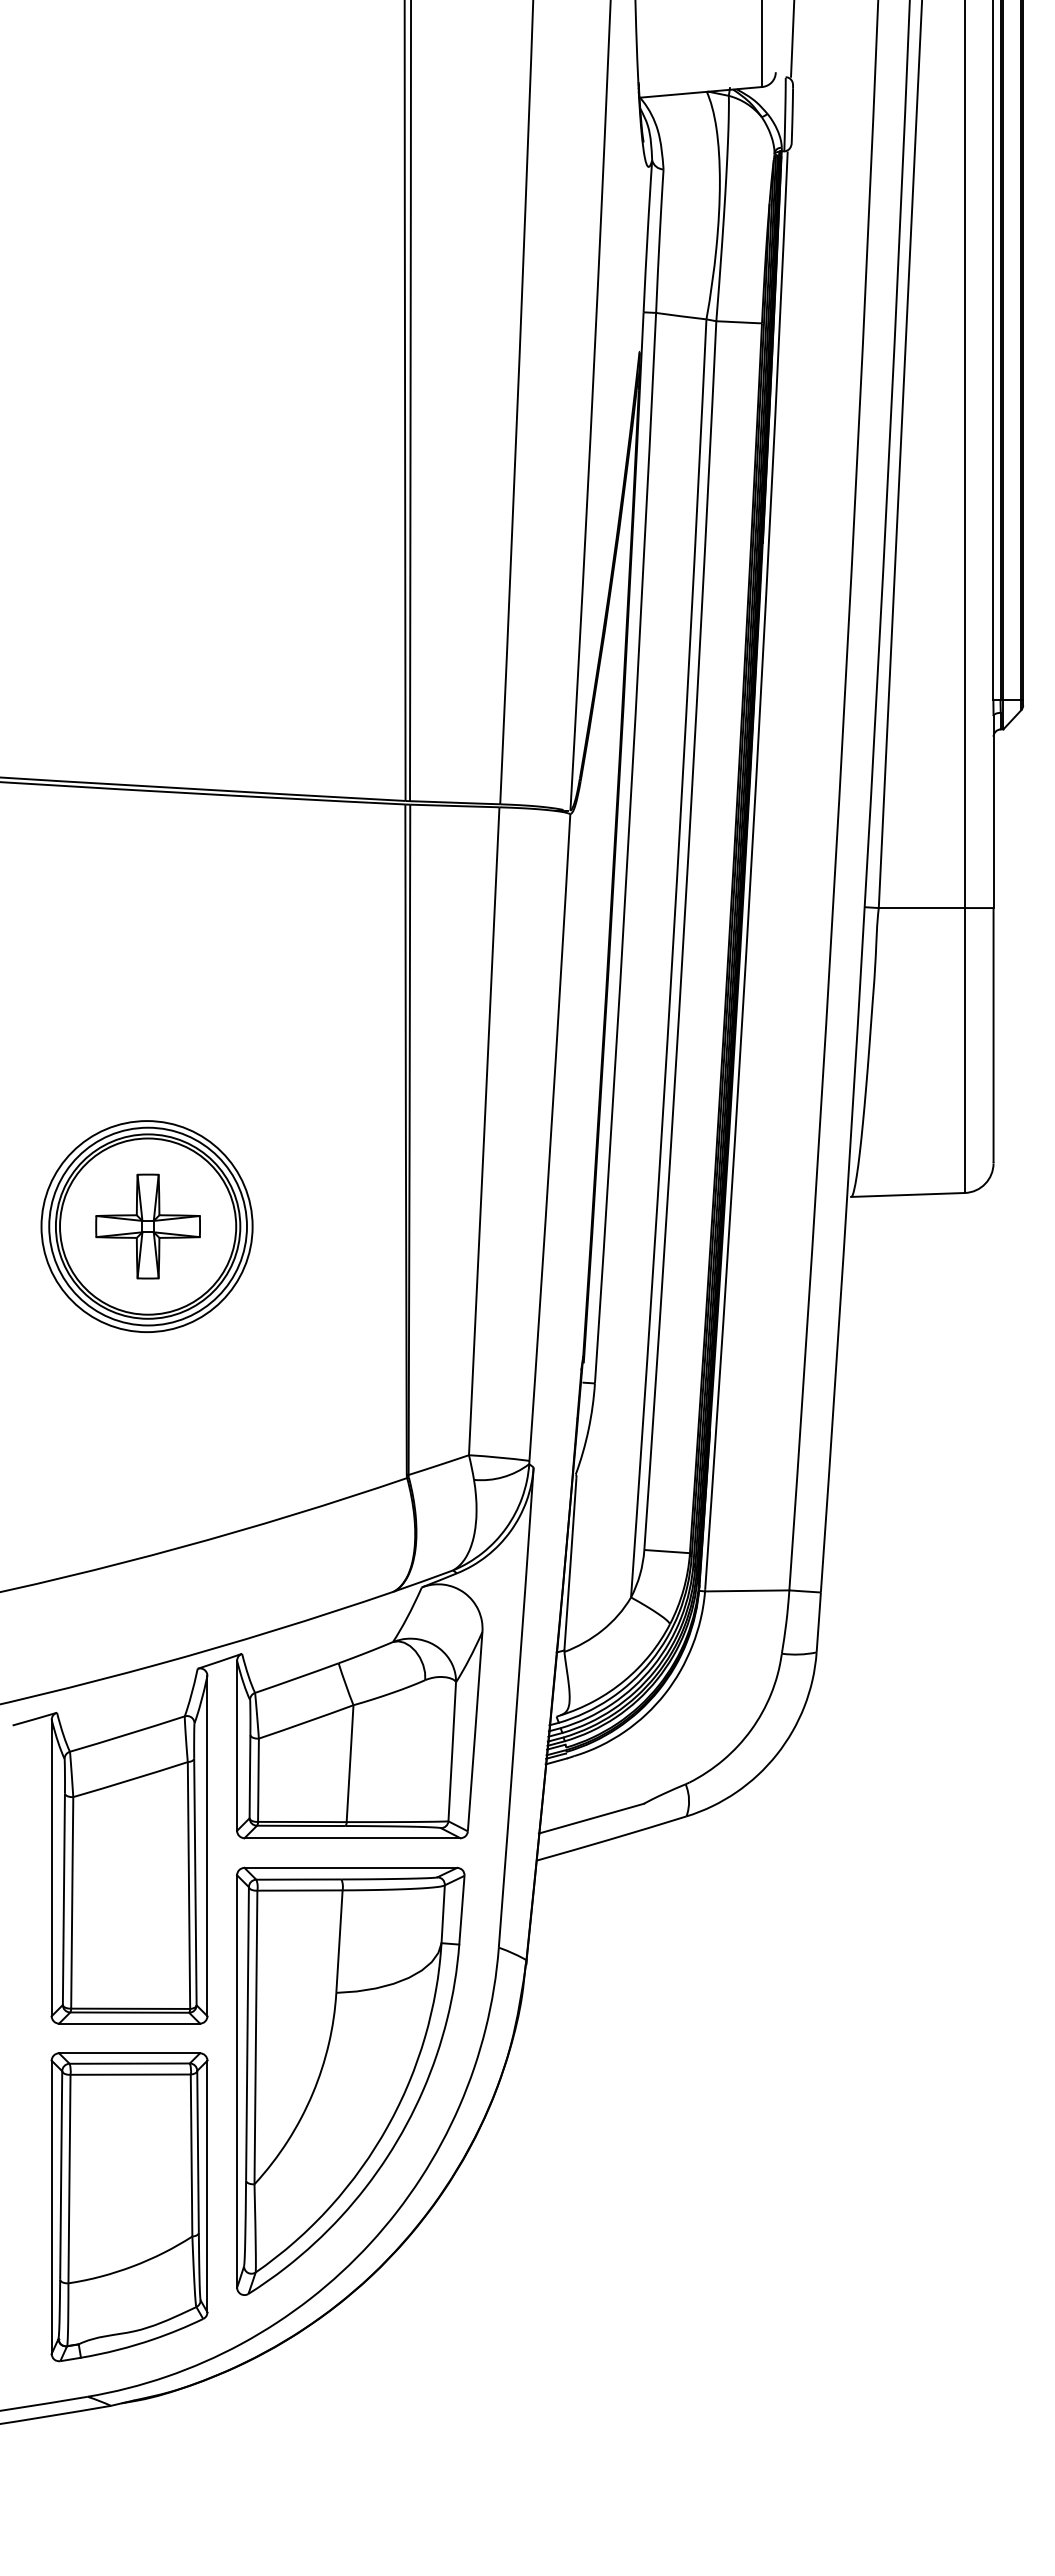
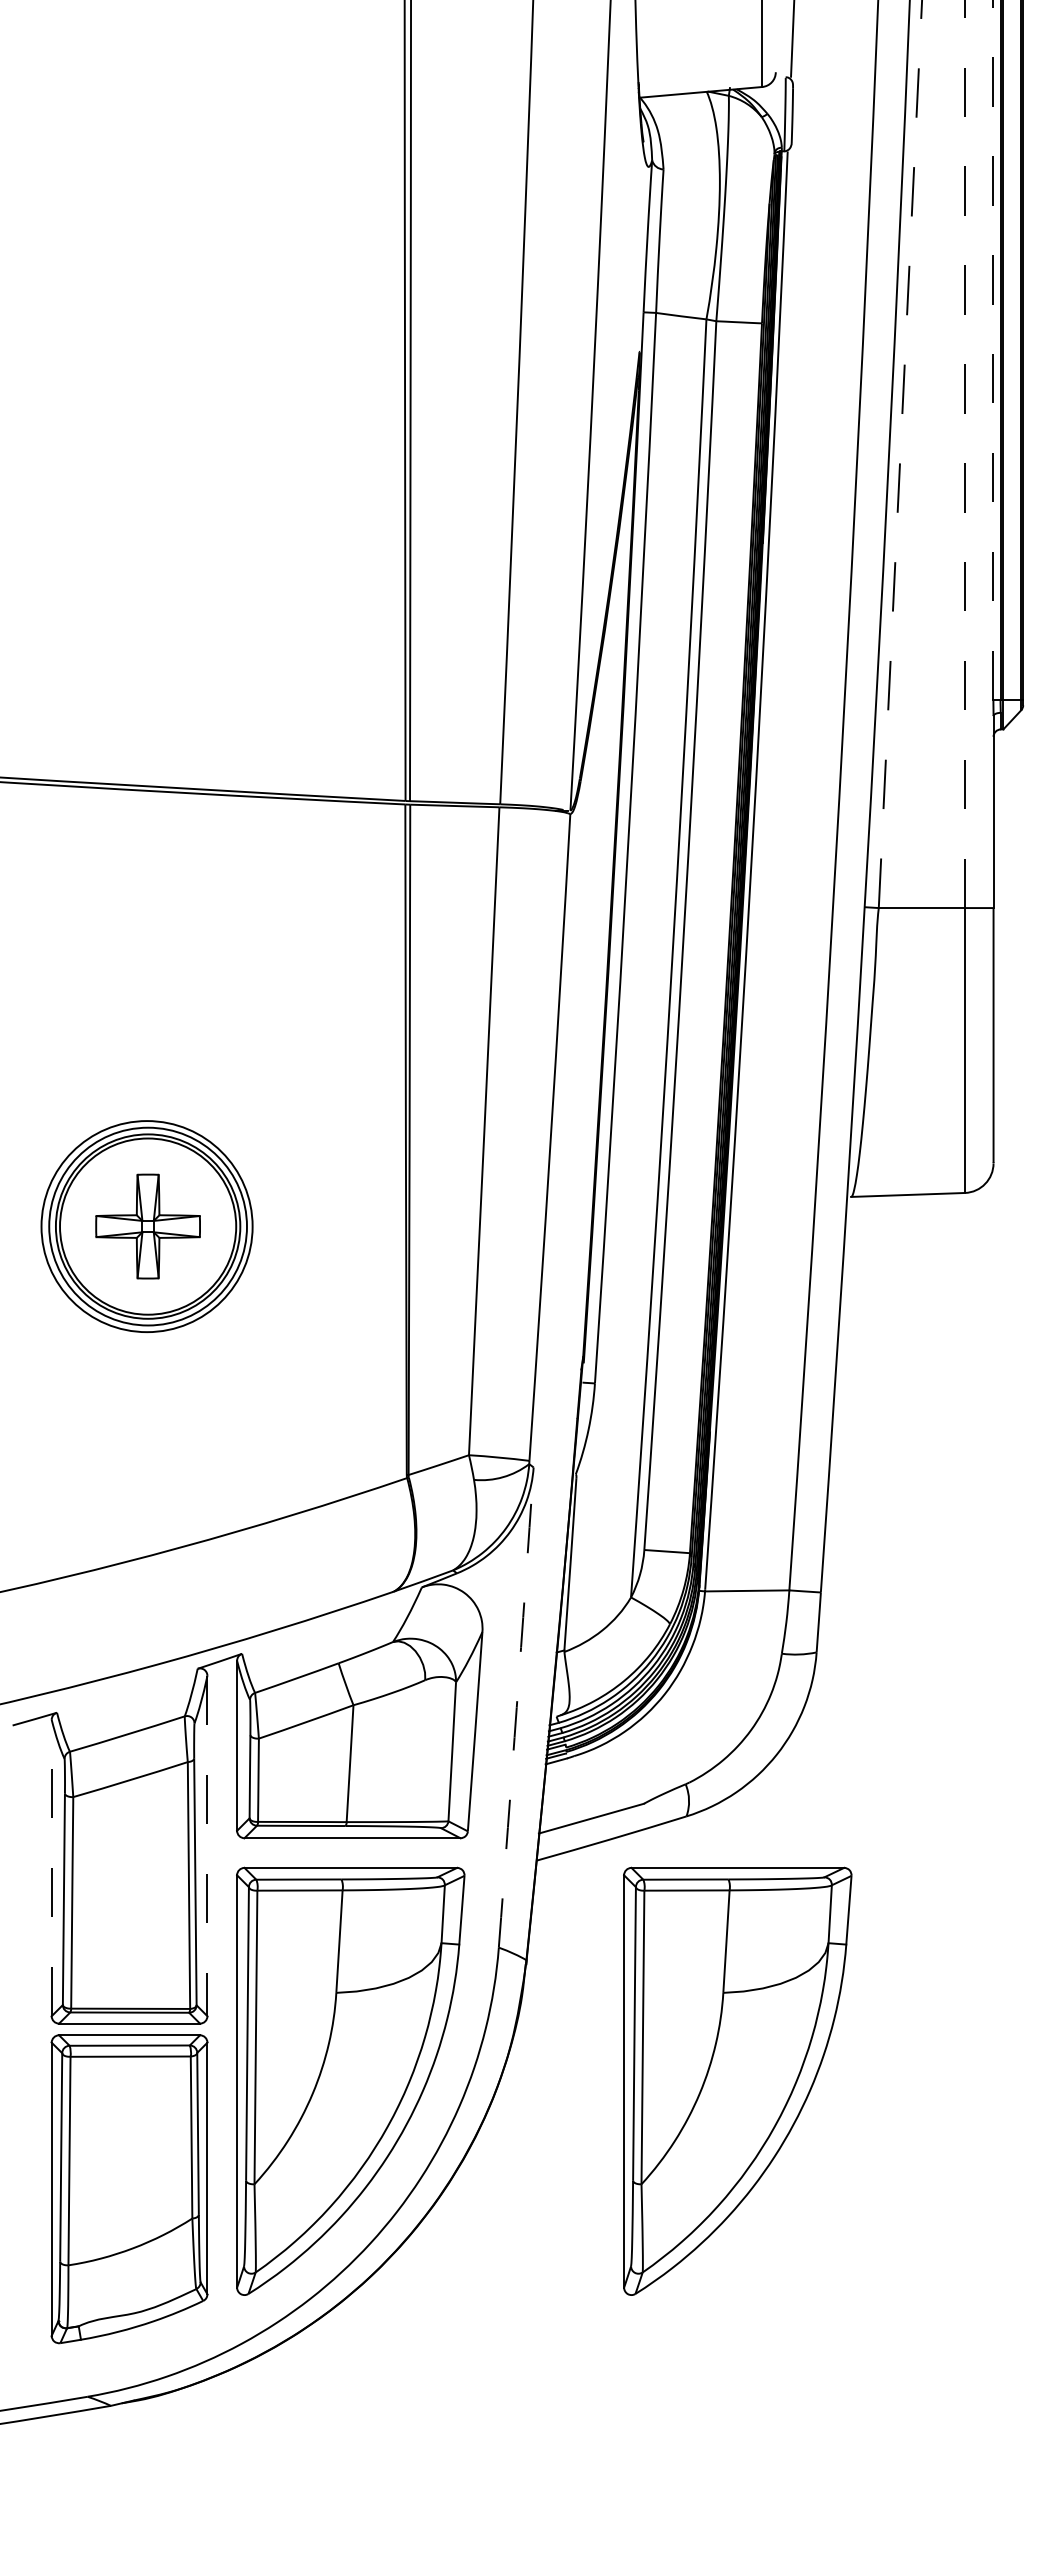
line: solid -> dashed (993, 350)
line: solid -> dashed (900, 454)
line: solid -> dashed (964, 454)
arc: solid -> dashed (516, 1707)
line: solid -> dashed (207, 1846)
line: solid -> dashed (51, 1867)
part: none -> present (737, 2080)
part position: (129, 2207) -> (129, 2189) (129, 2189)
